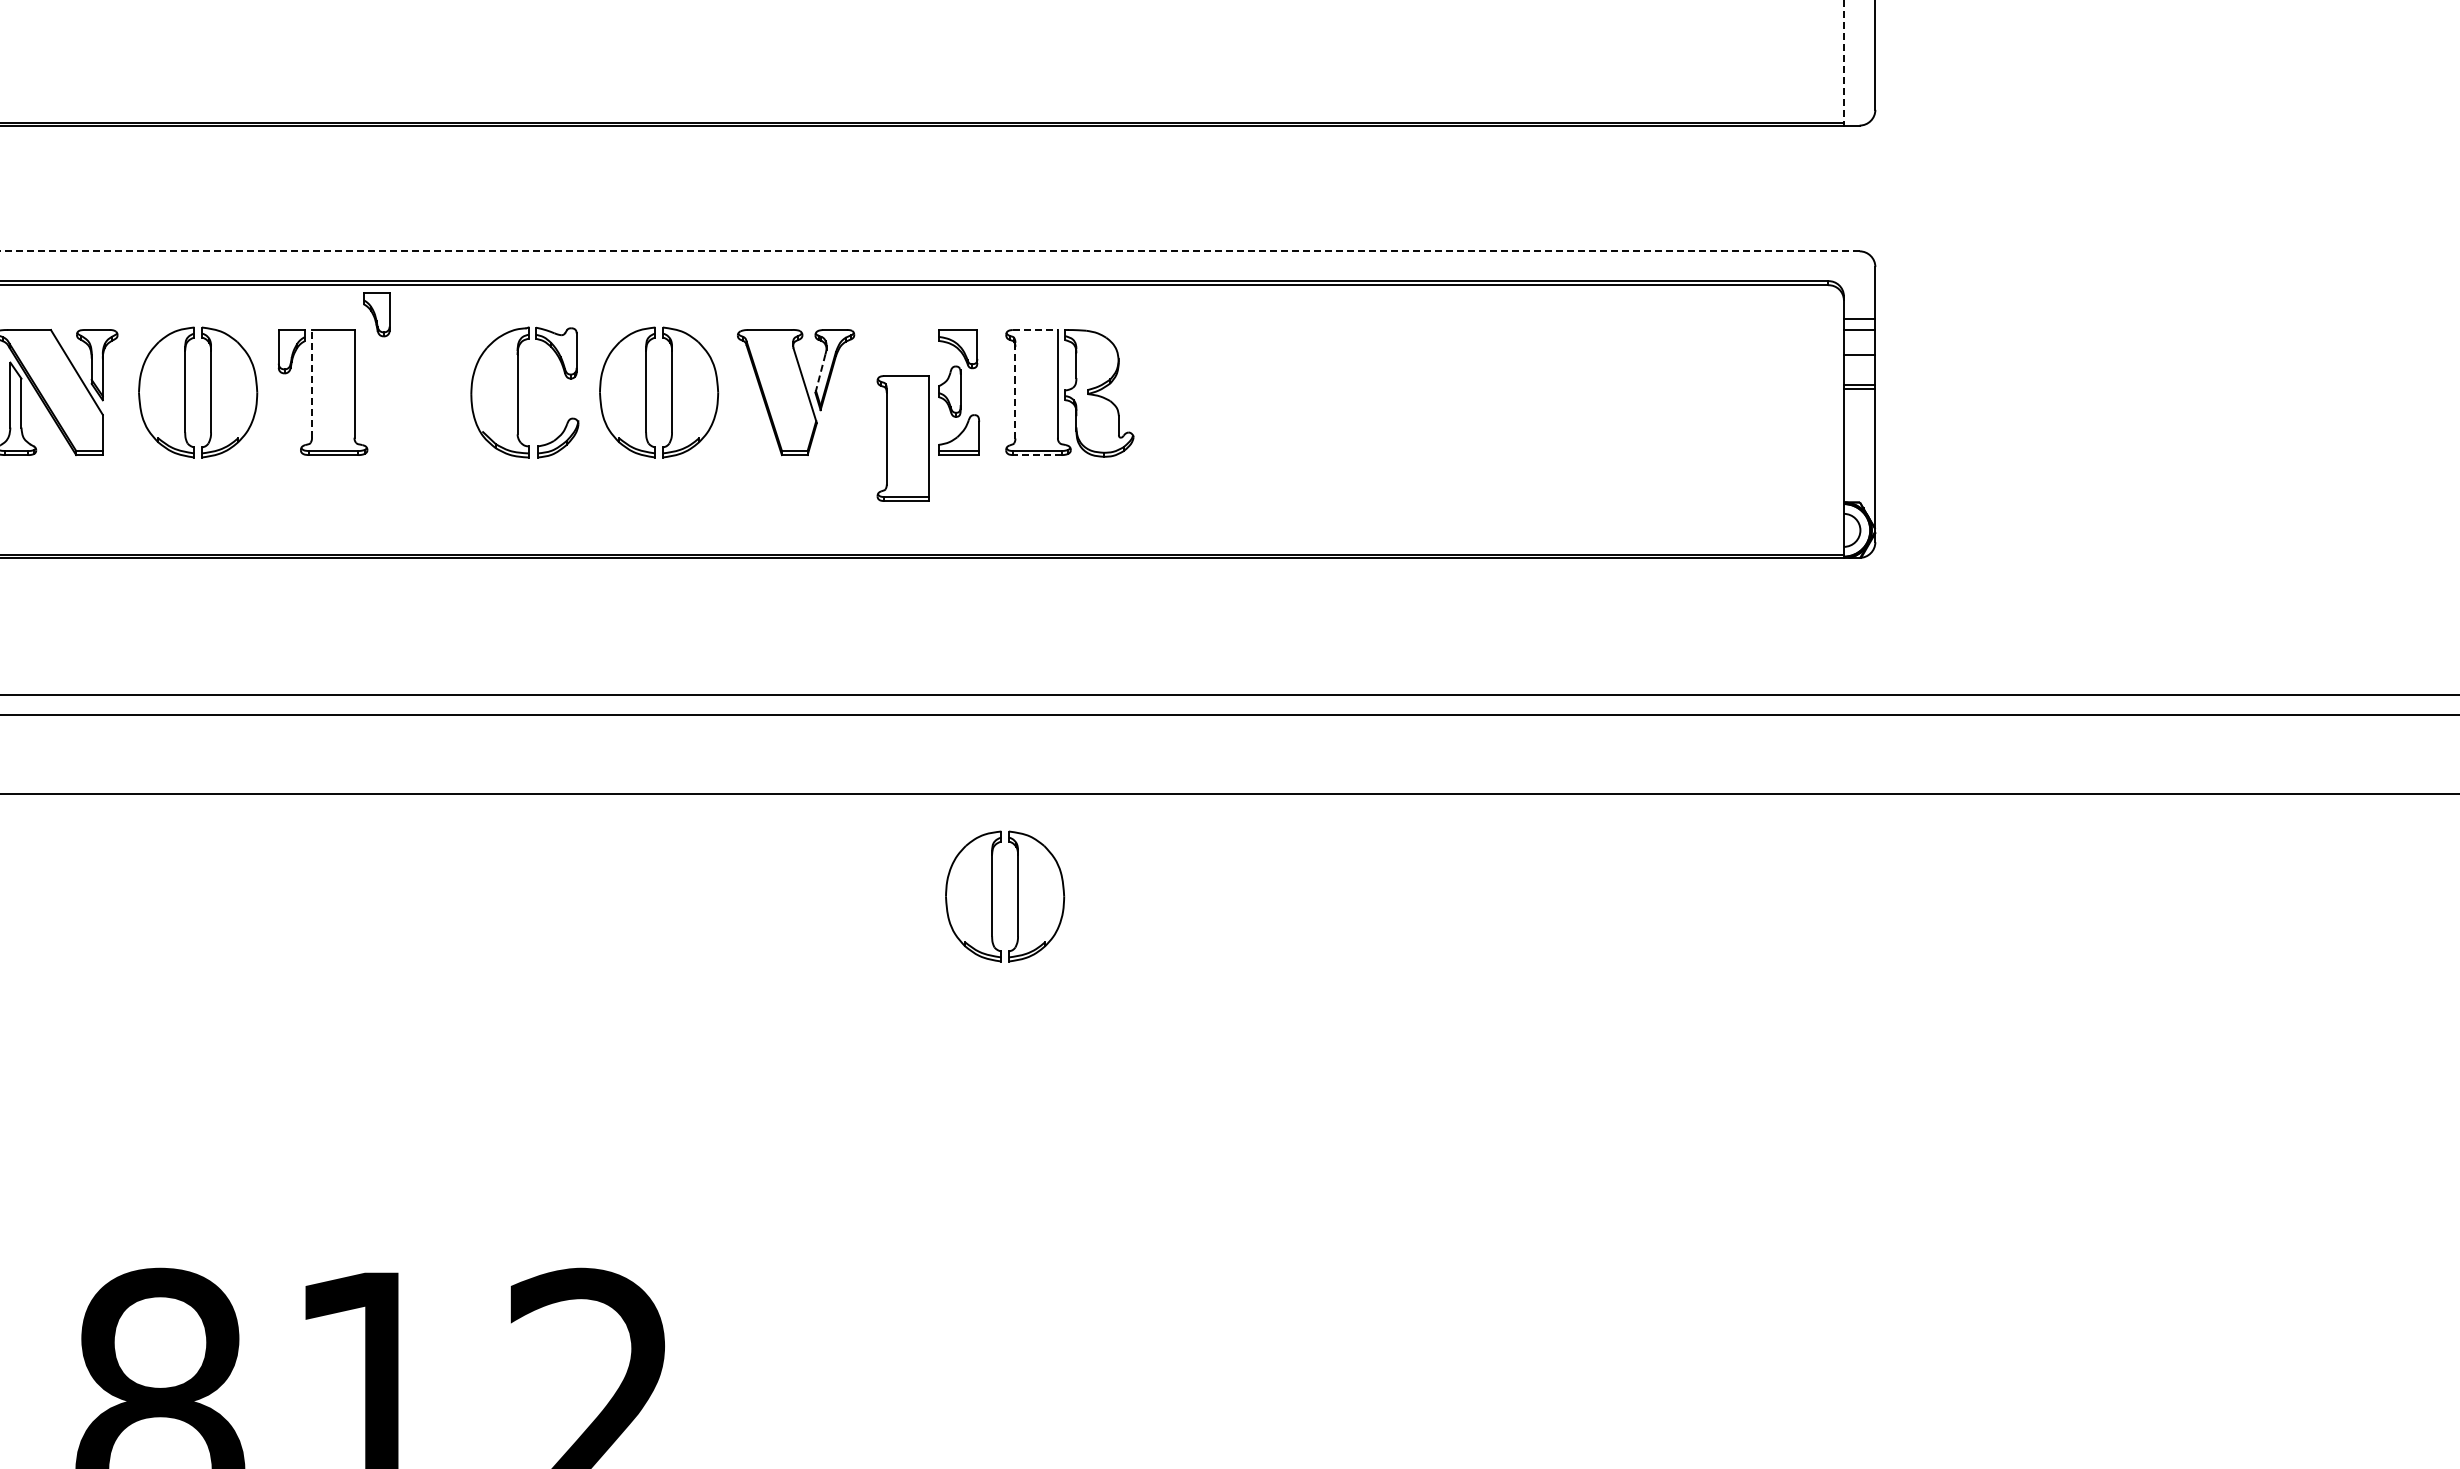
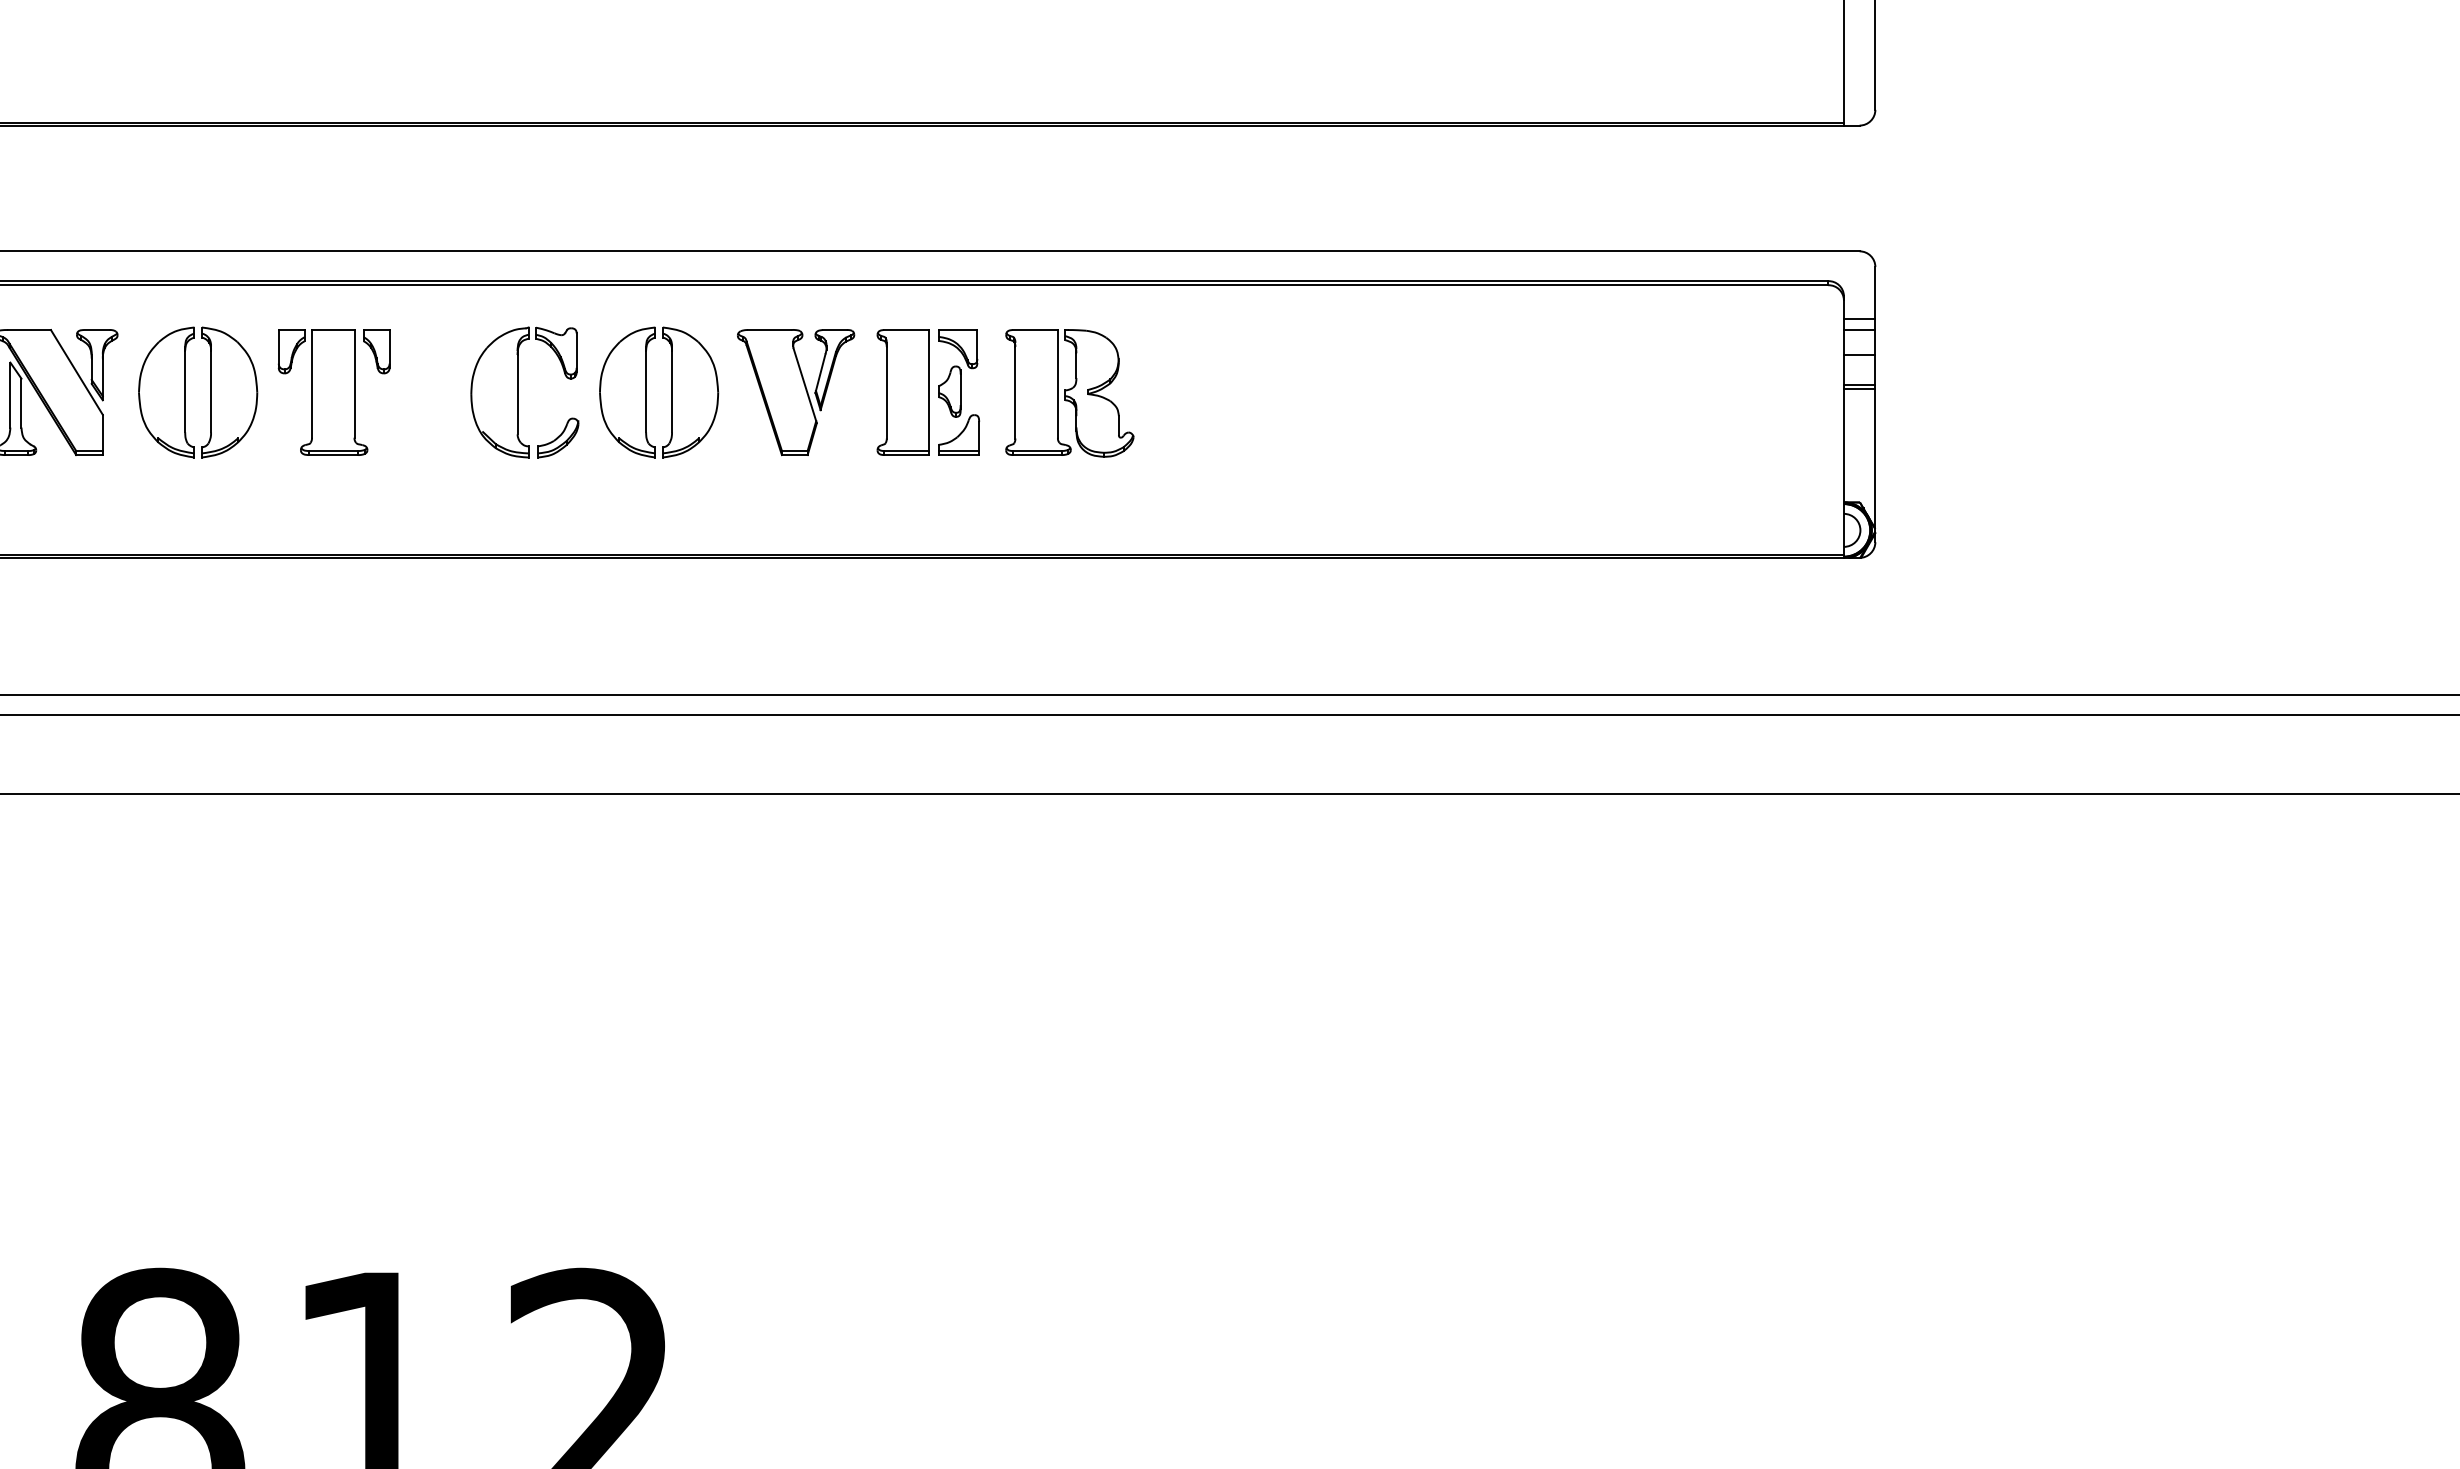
line: dashed -> solid (1843, 62)
line: dashed -> solid (929, 251)
part position: (376, 314) -> (376, 351) (376, 351)
line: dashed -> solid (1035, 330)
line: dashed -> solid (820, 373)
line: dashed -> solid (312, 383)
line: dashed -> solid (1015, 392)
part position: (902, 438) -> (902, 392) (902, 392)
line: dashed -> solid (1036, 455)
part: present -> none (1017, 896)
